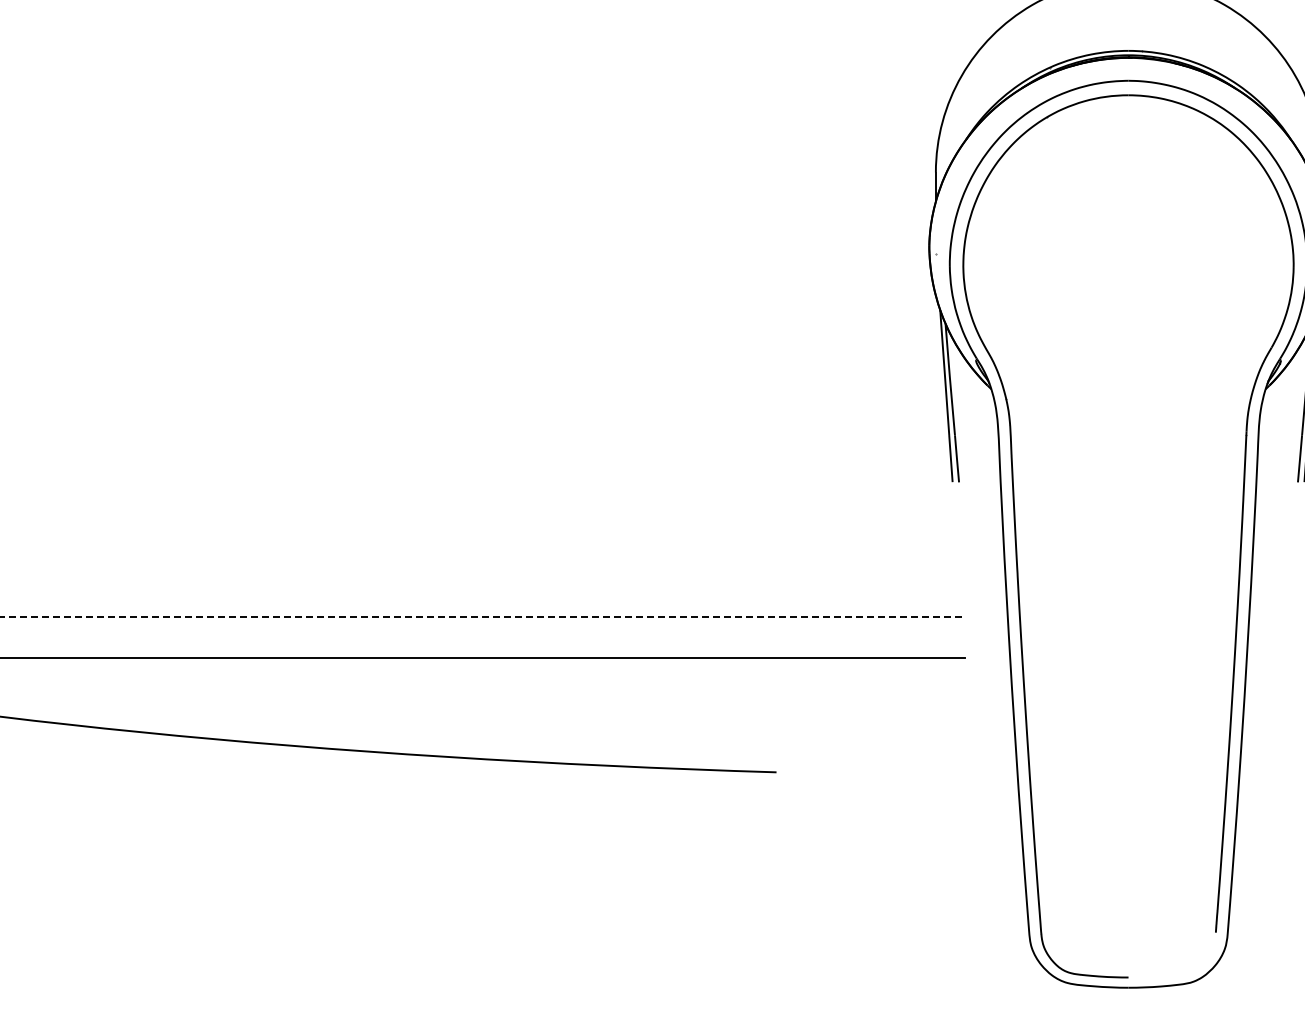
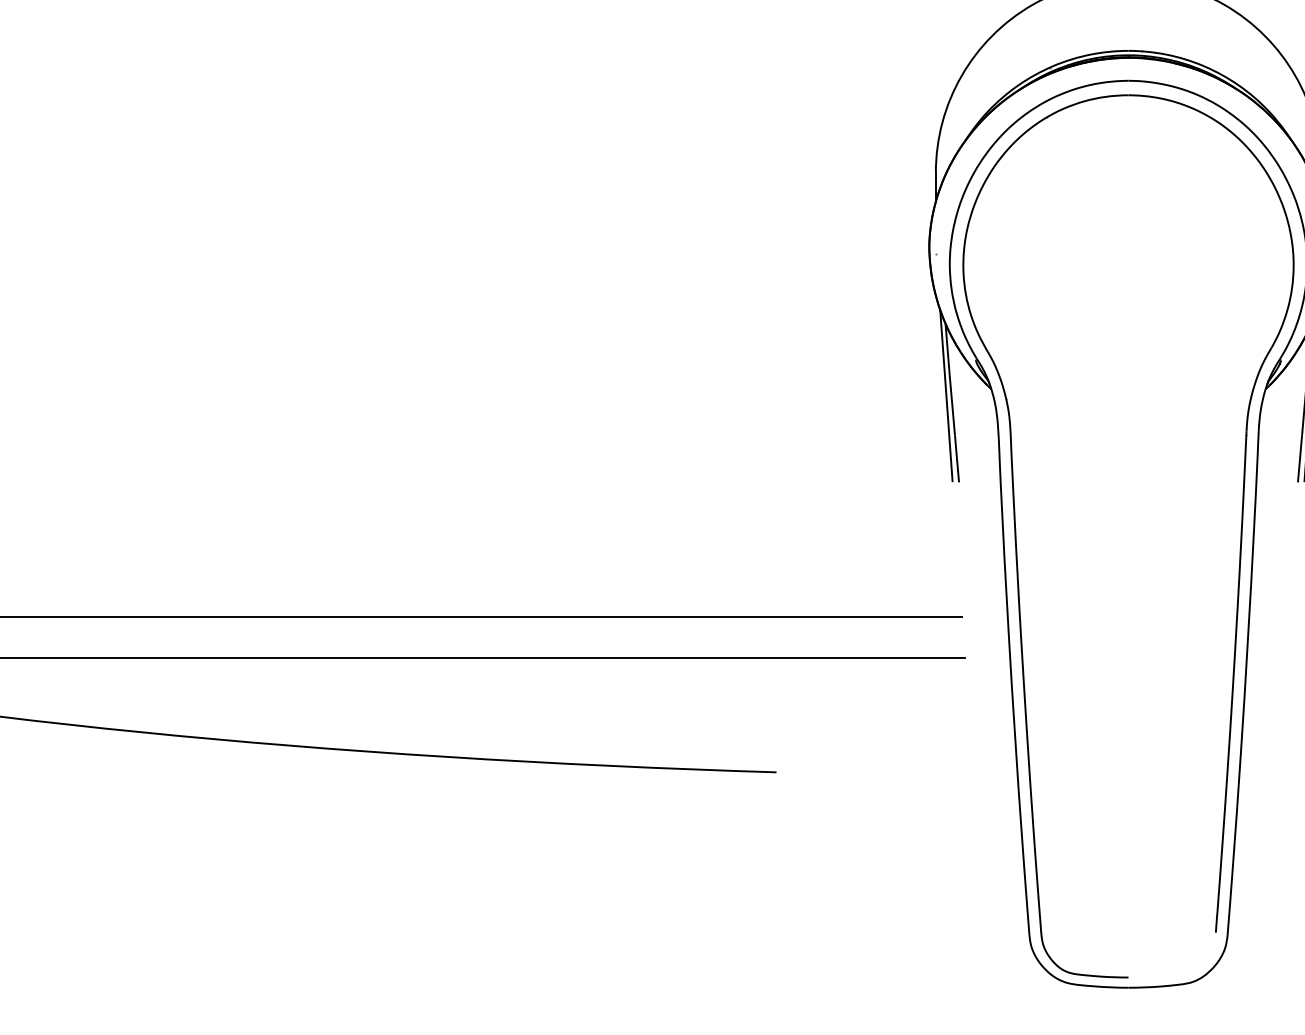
line: dashed -> solid (481, 617)
